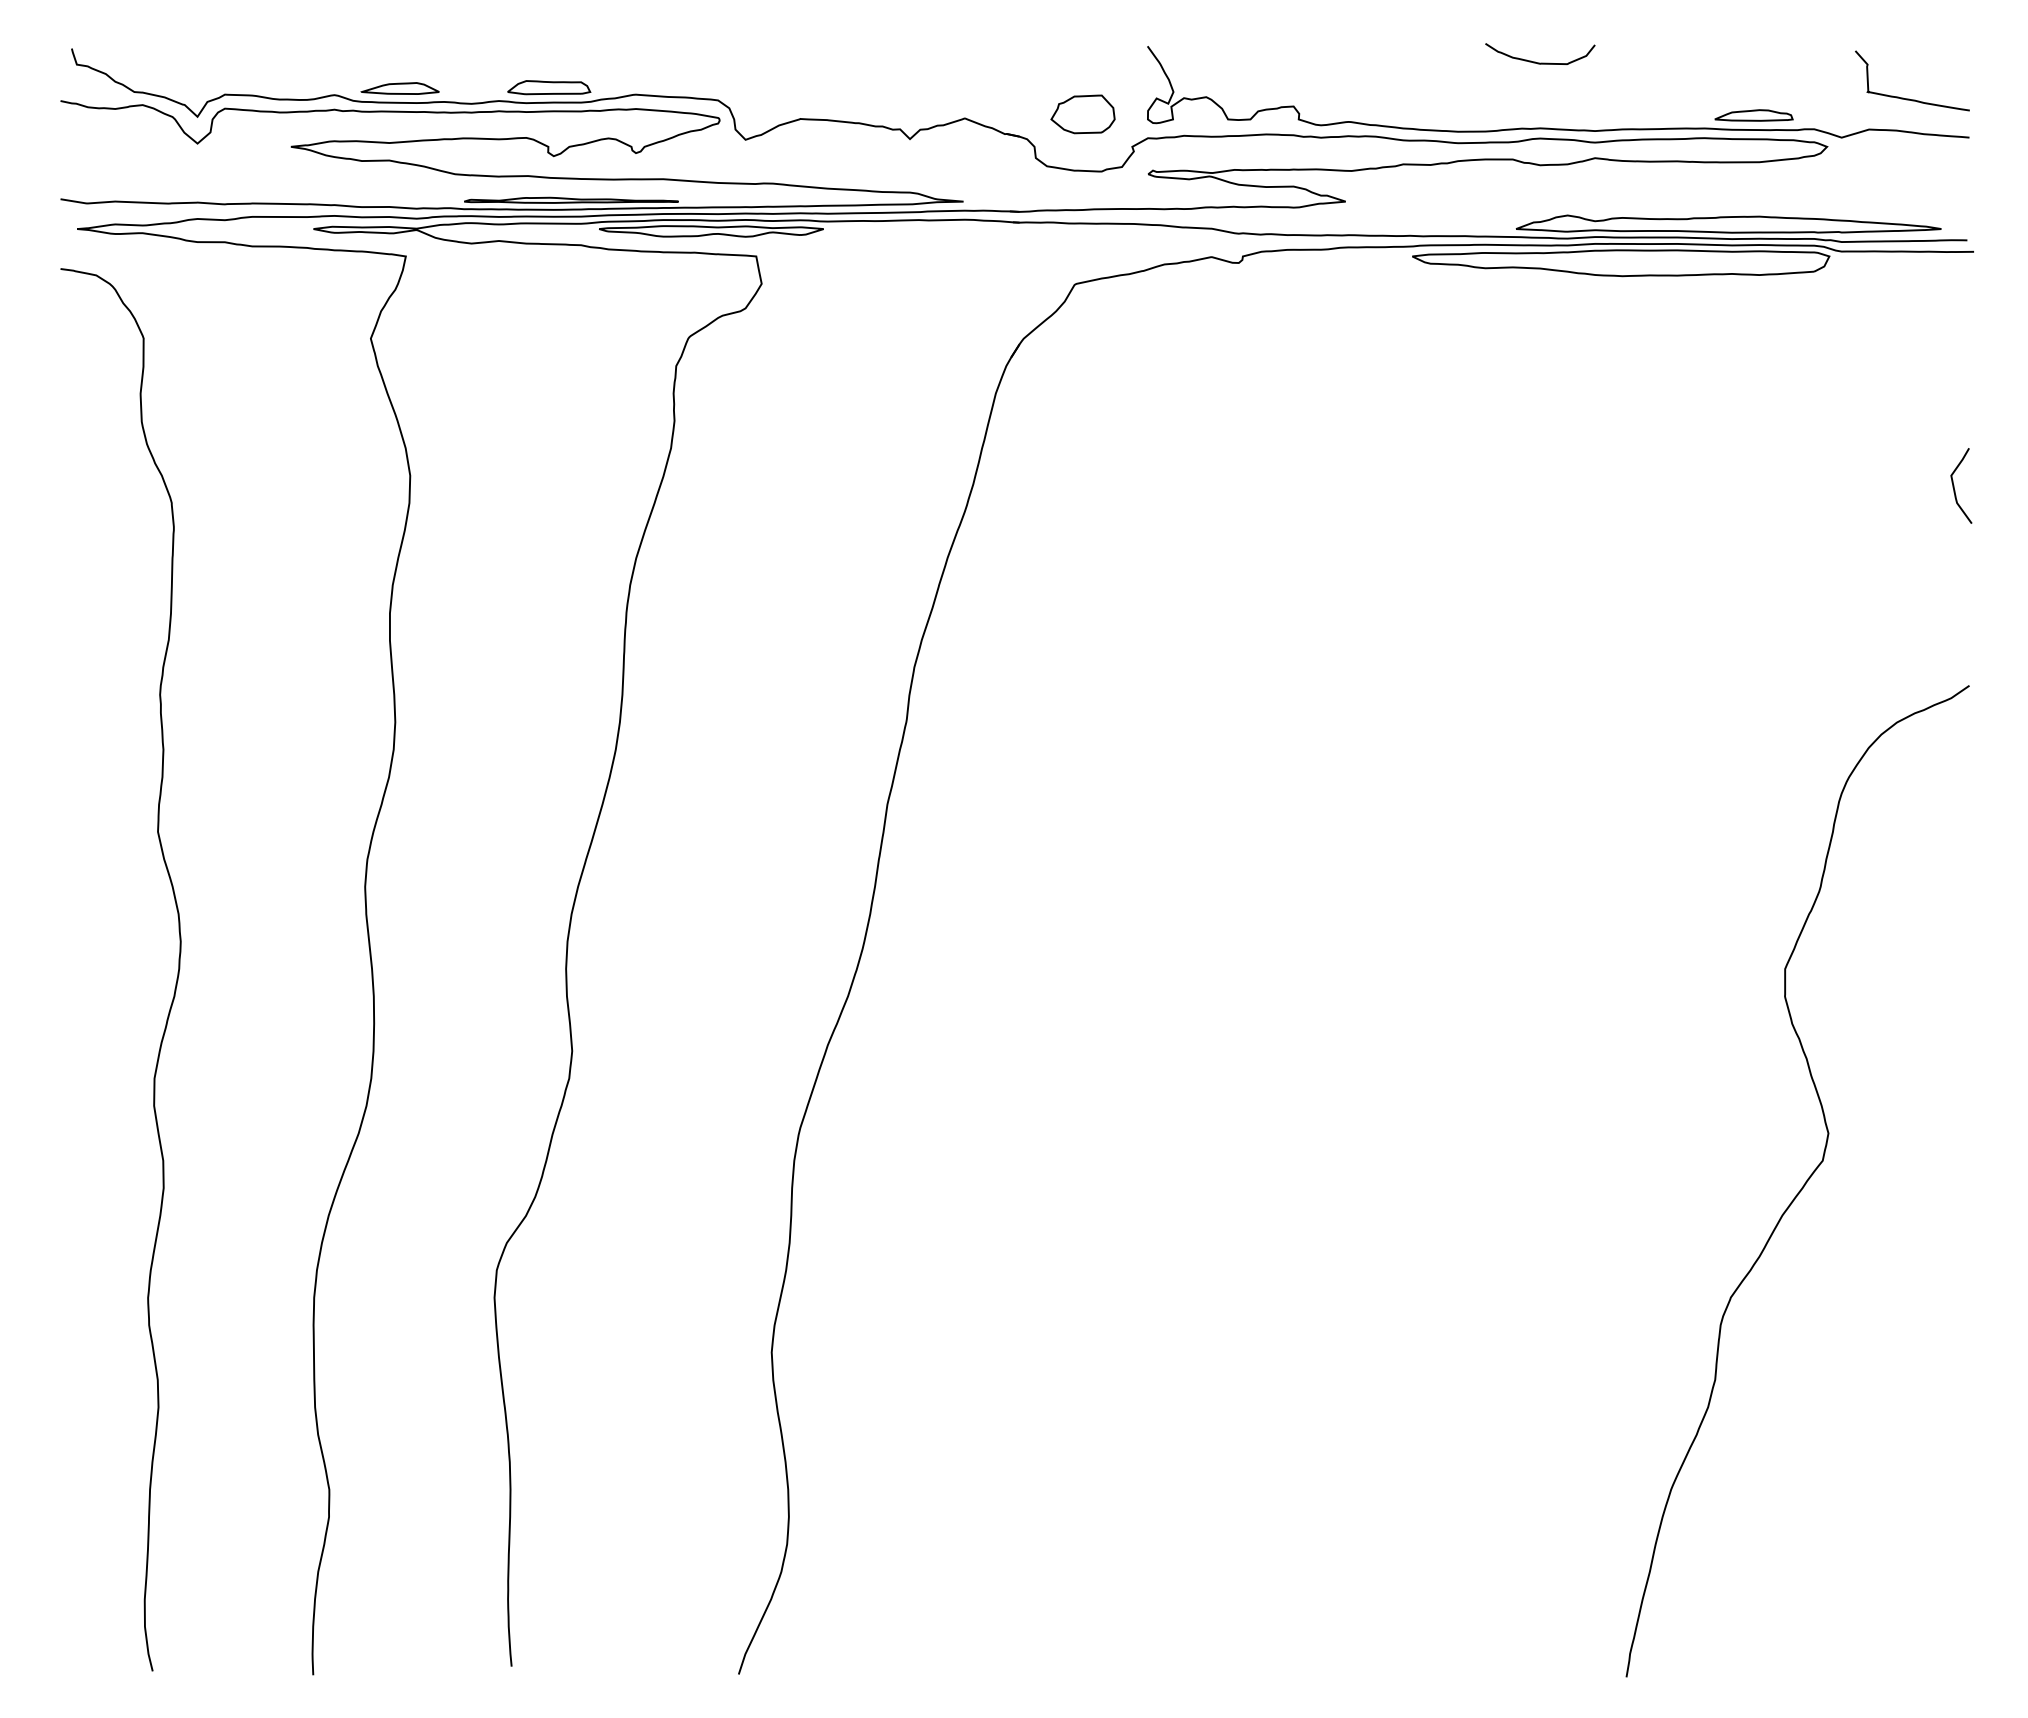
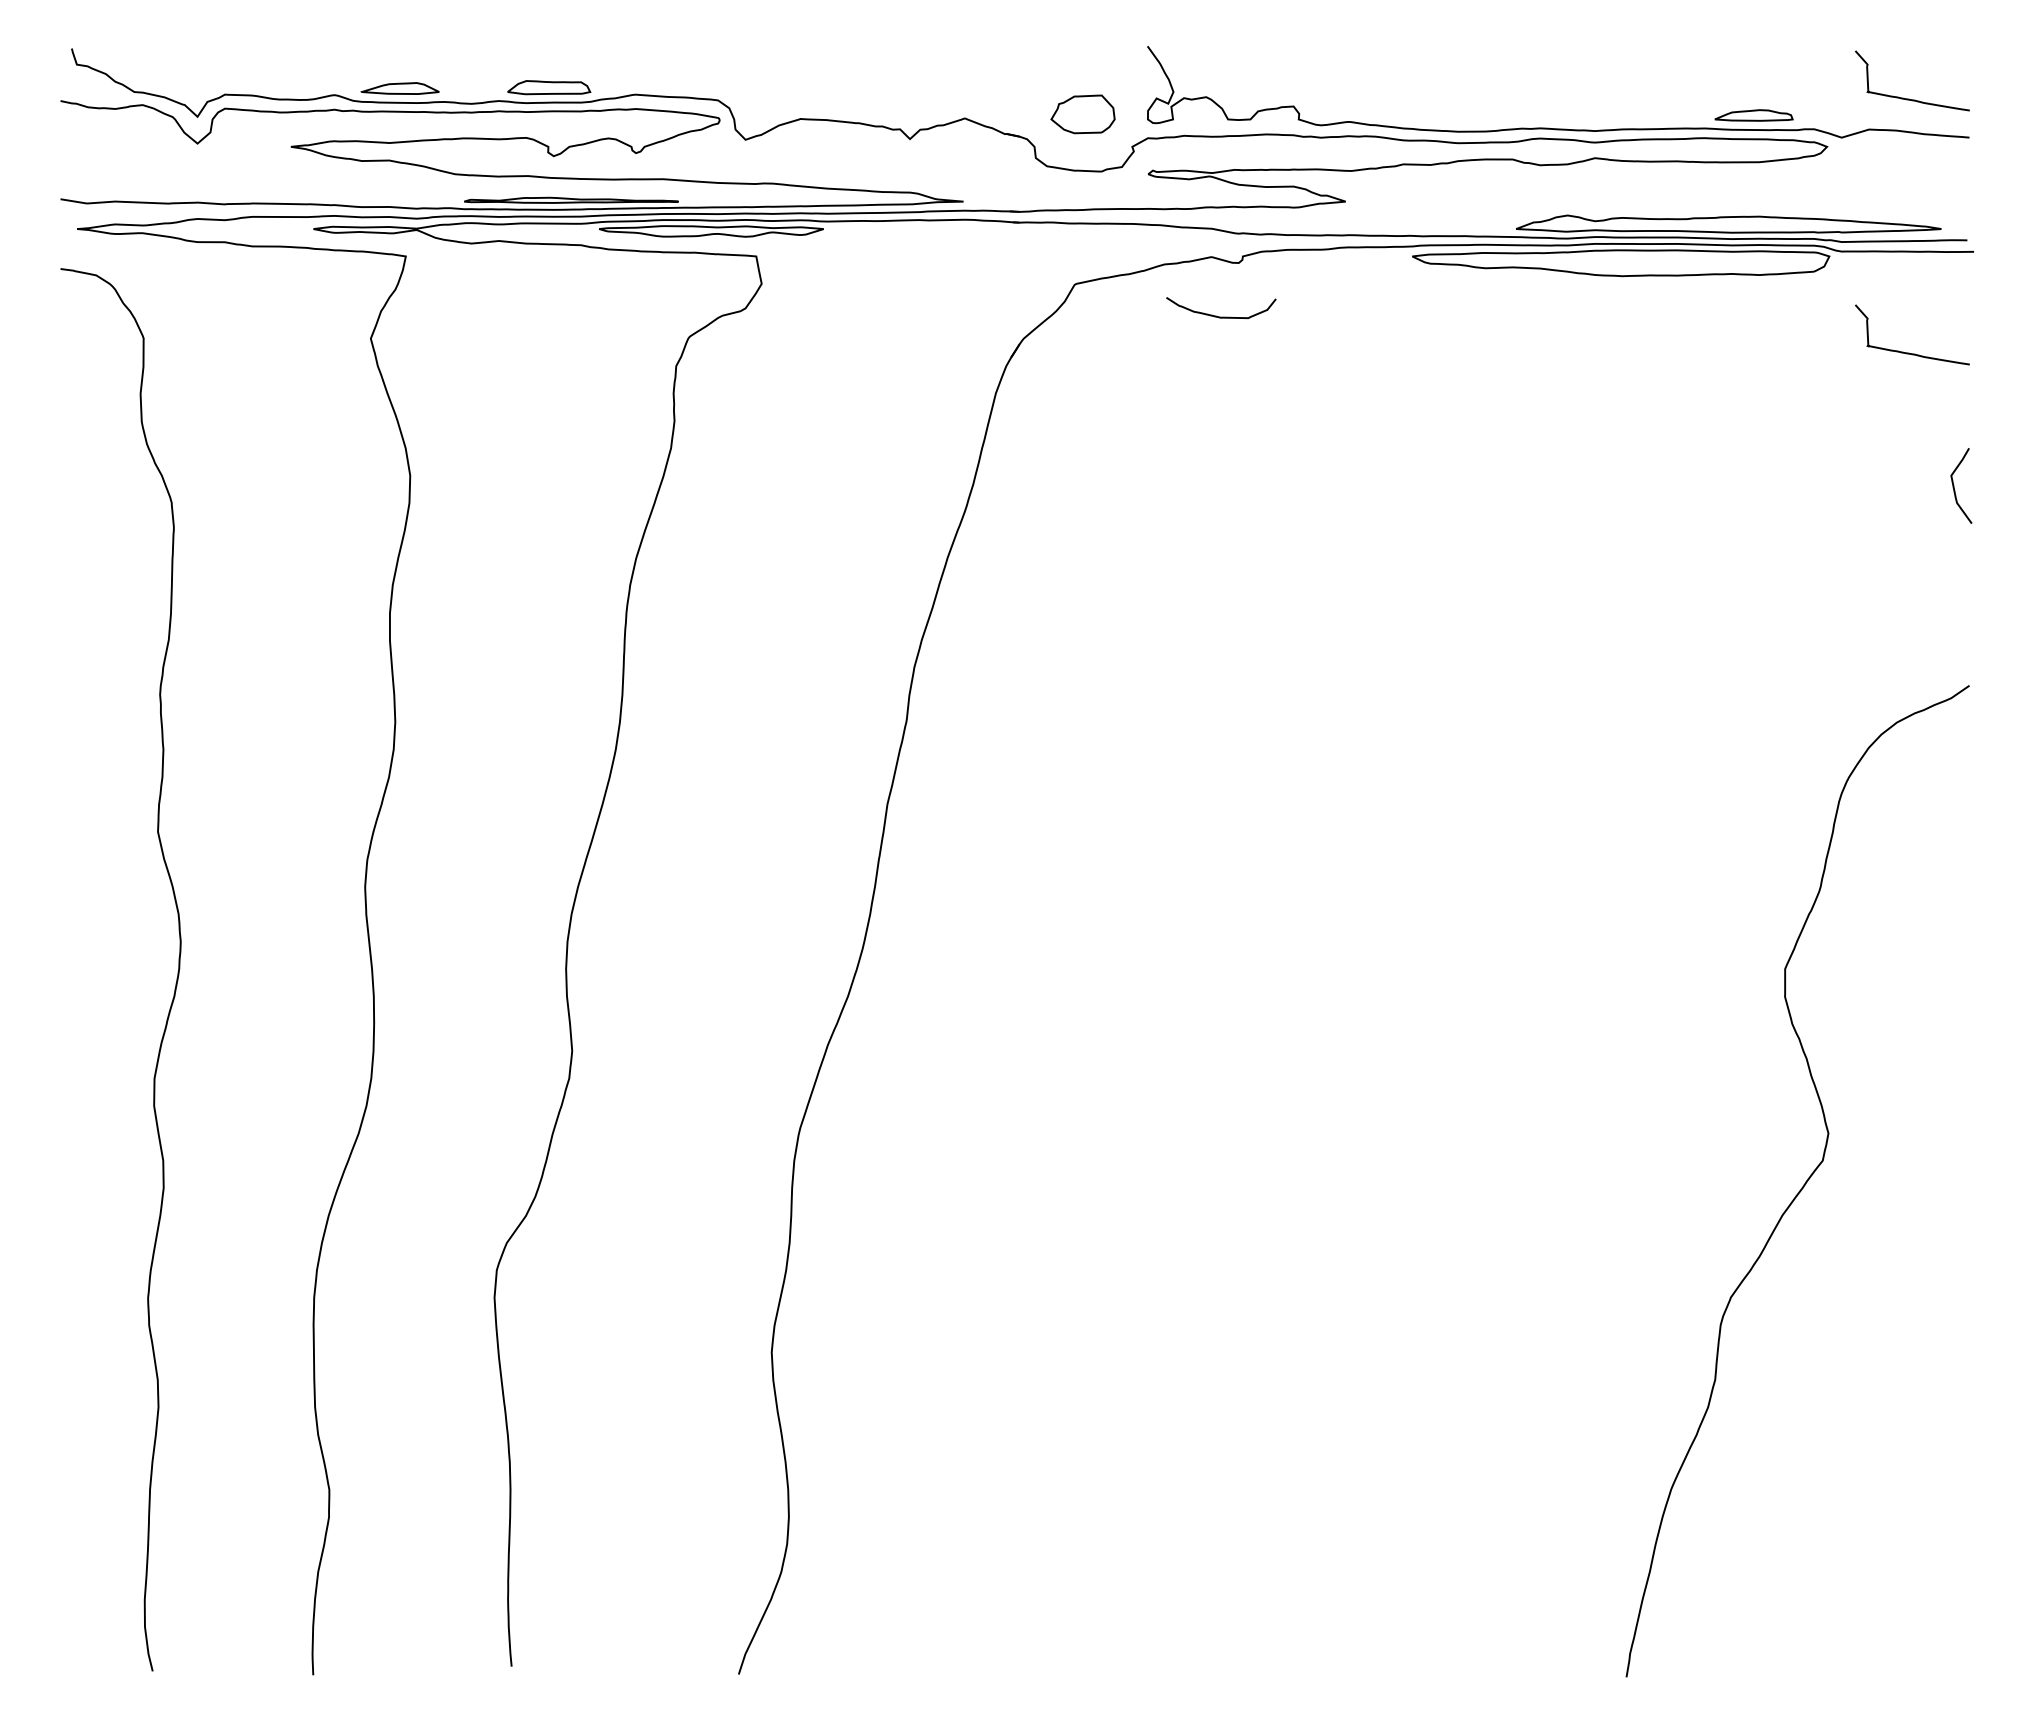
curve position: (1540, 62) -> (1221, 316) (1221, 316)
curve: none -> present (1909, 352)
